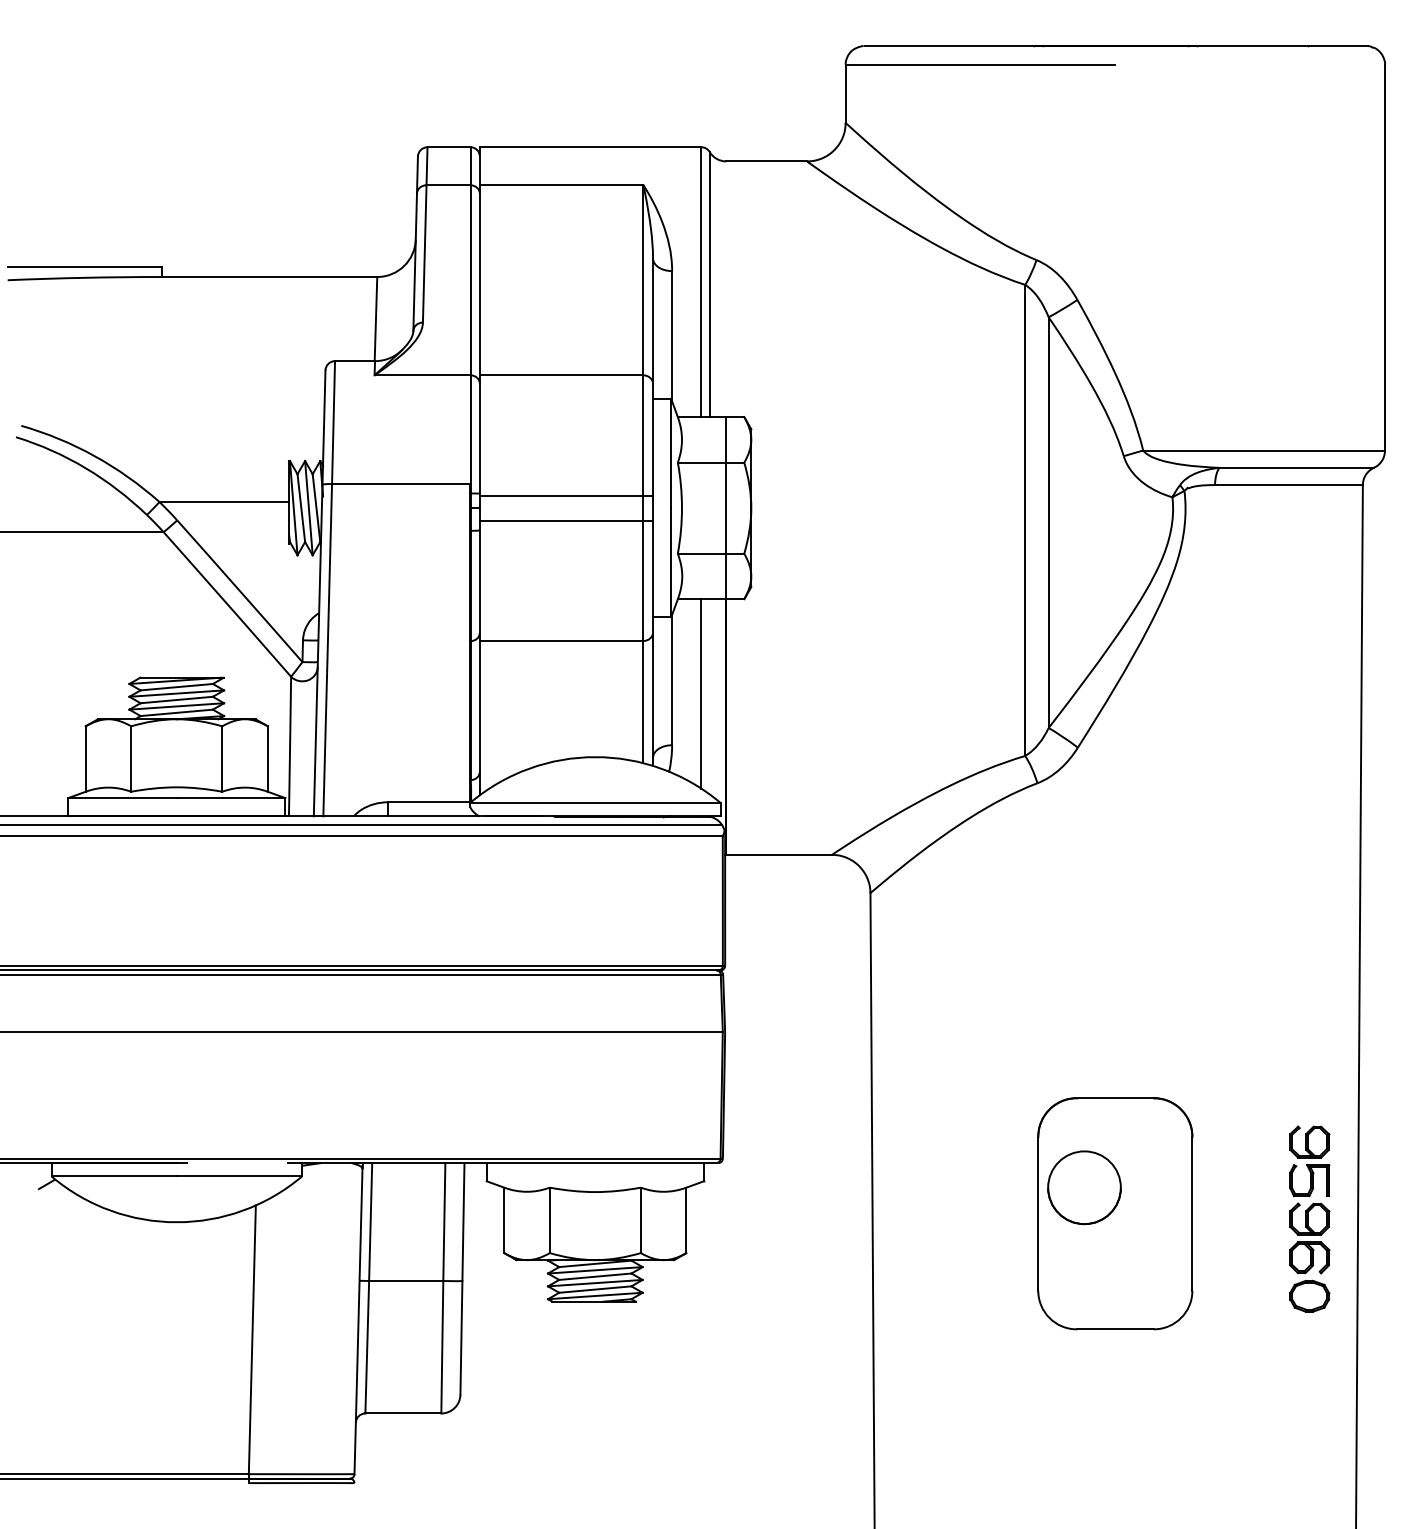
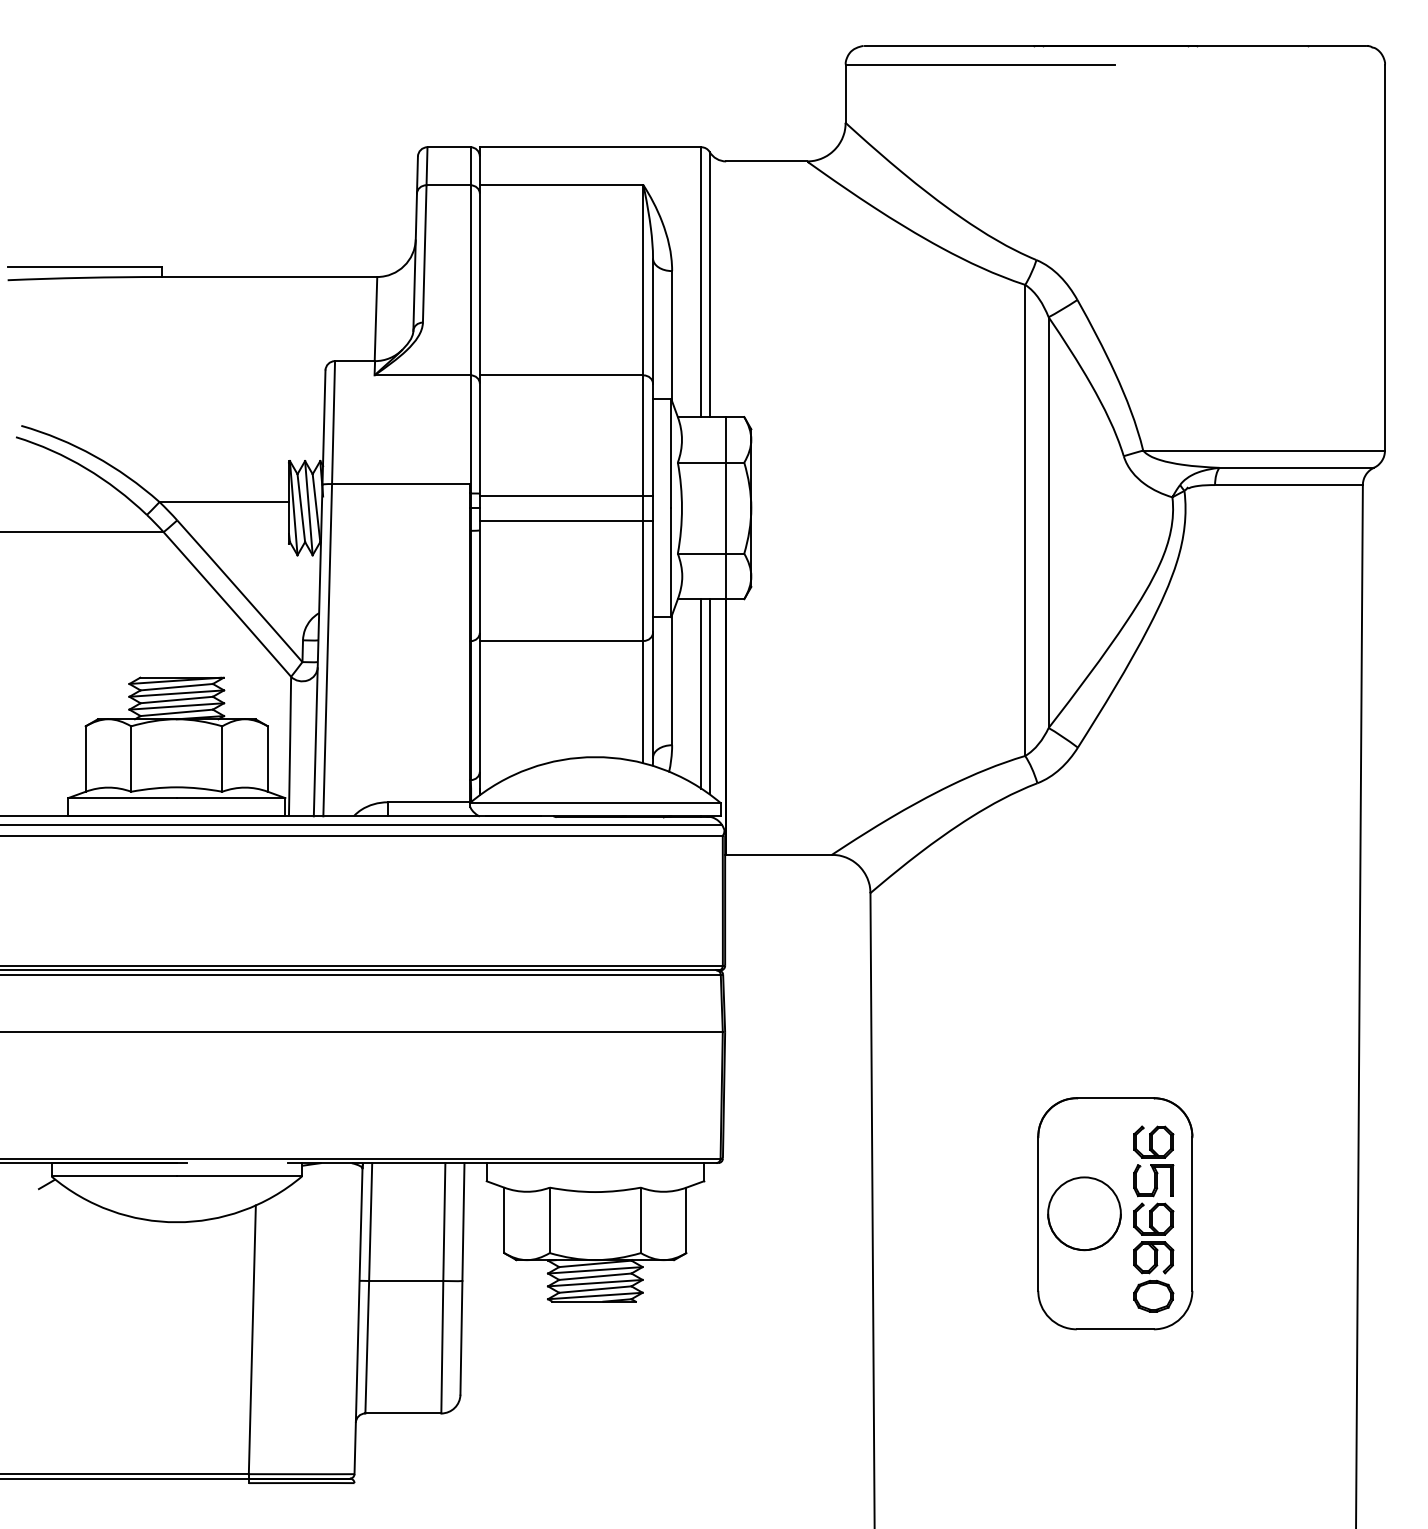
line: none -> present (709, 696)
part position: (1084, 1187) -> (1084, 1213) (1084, 1213)
part position: (1309, 1218) -> (1153, 1218) (1153, 1218)
